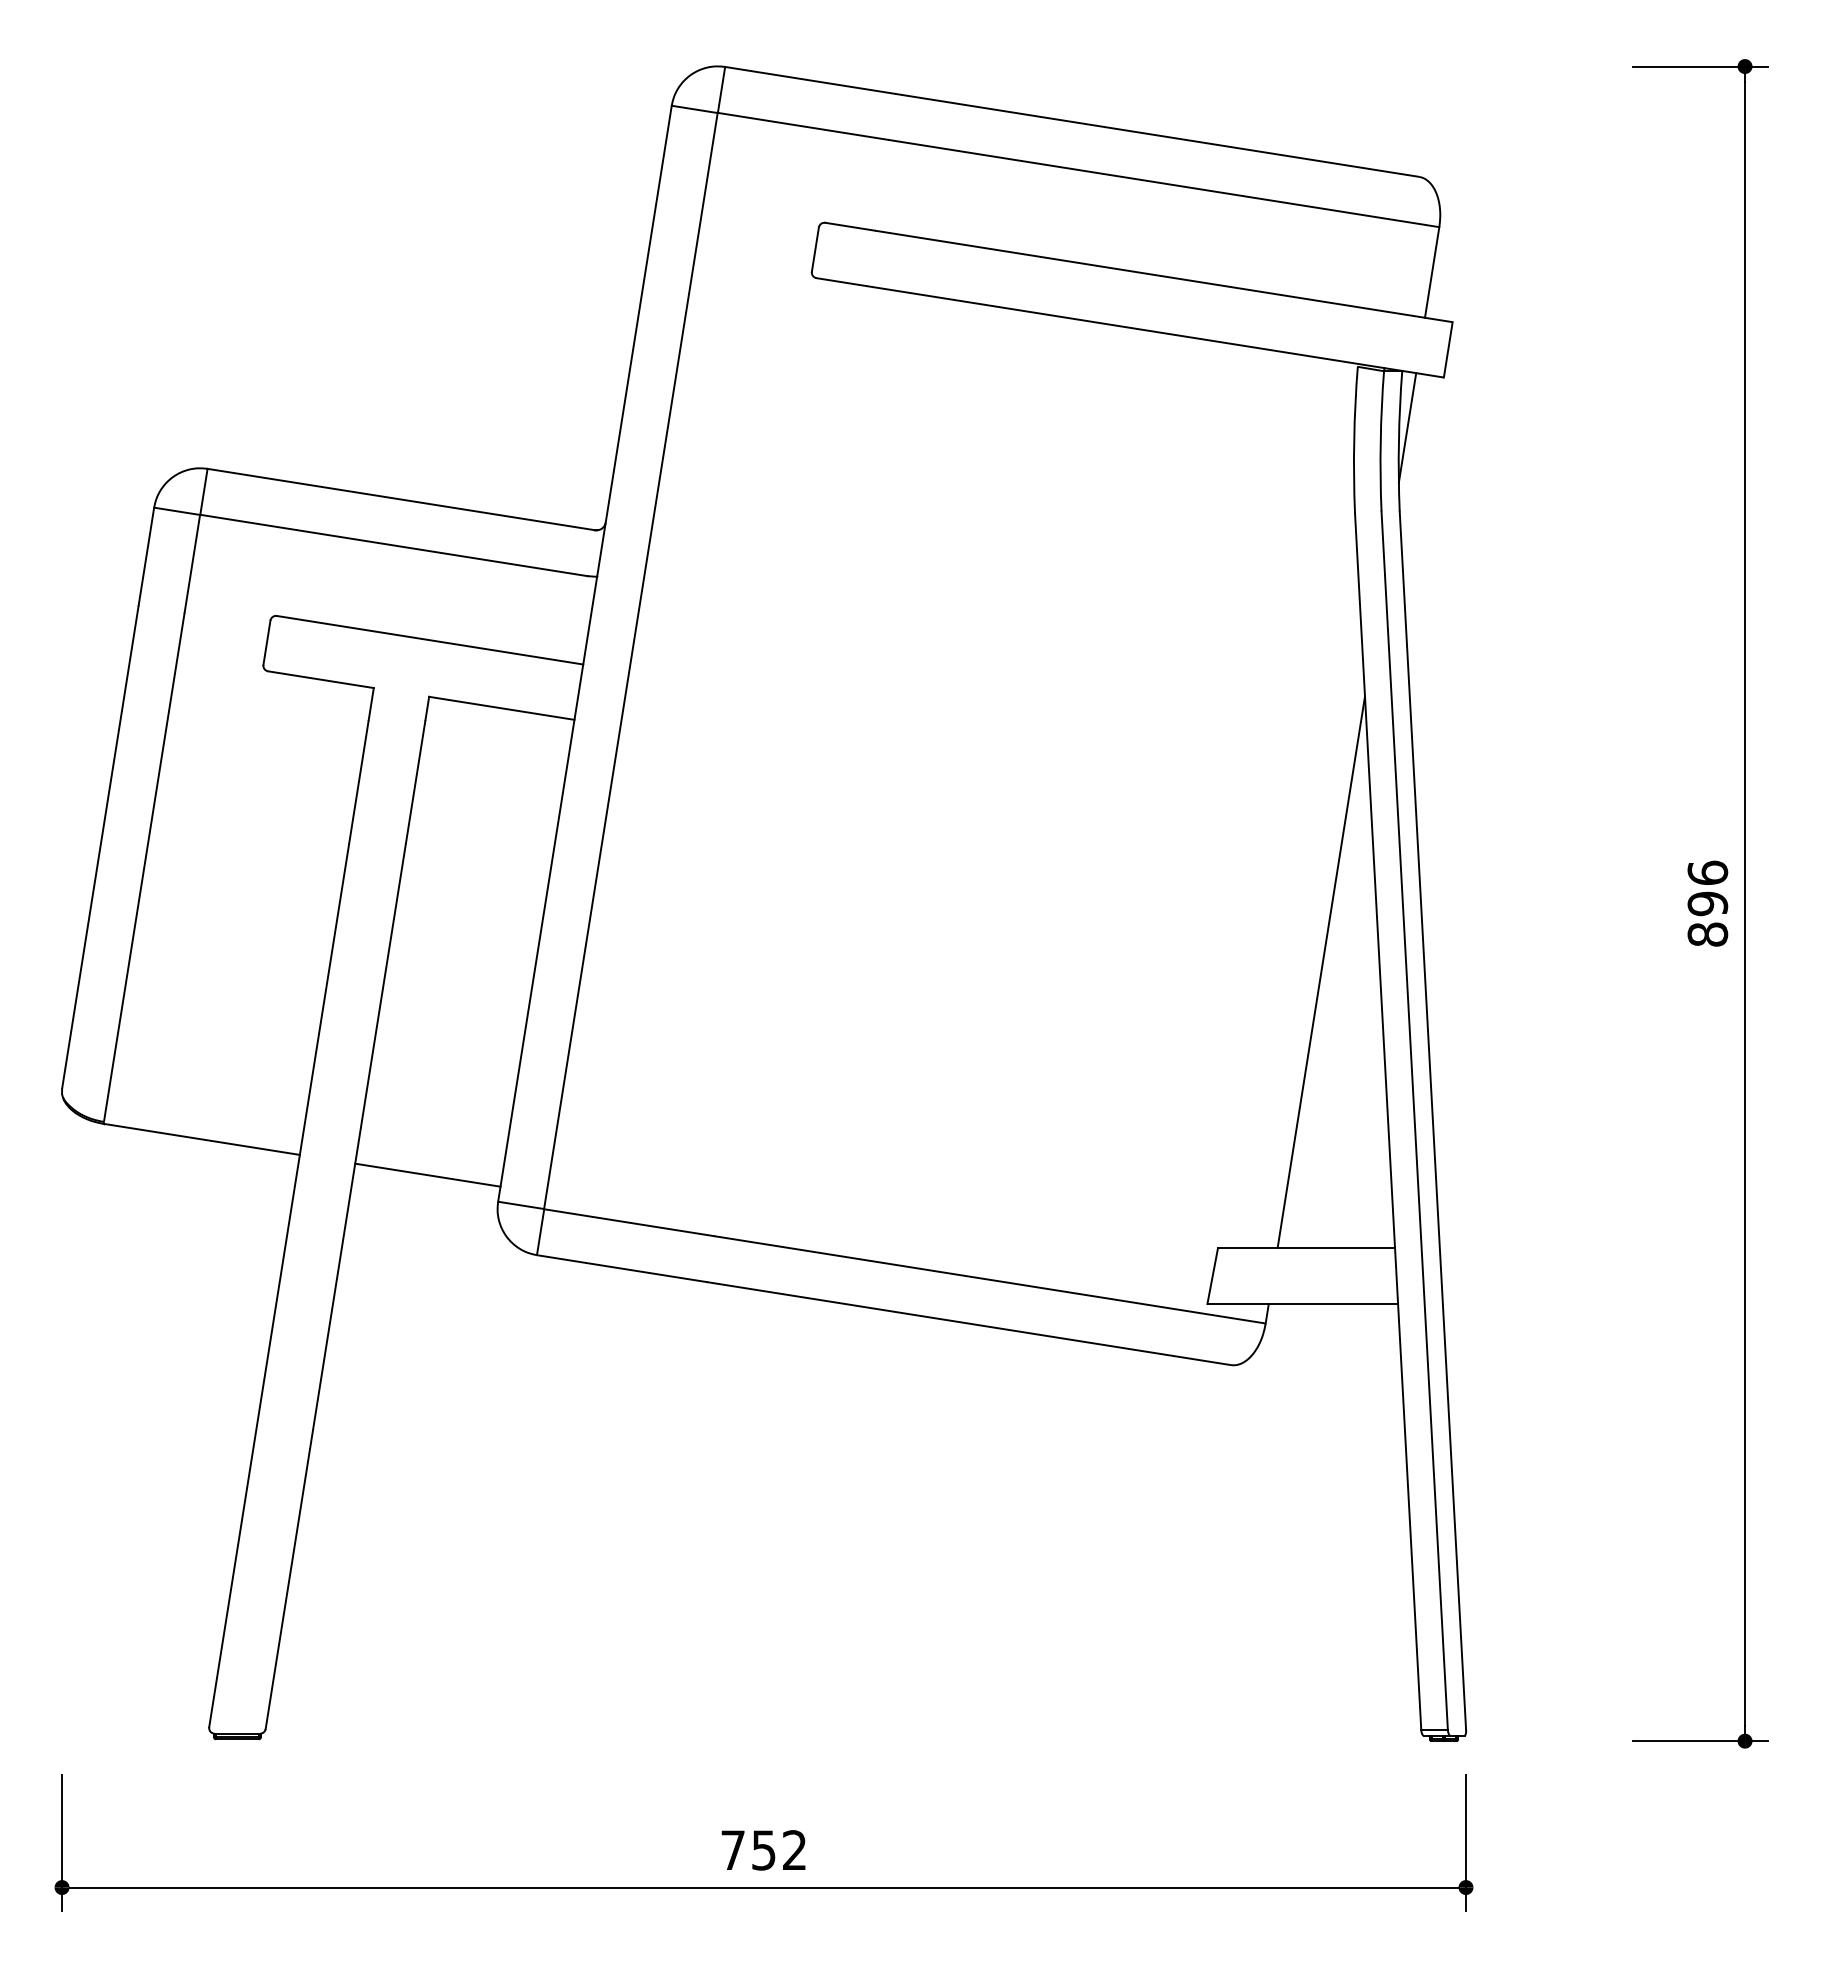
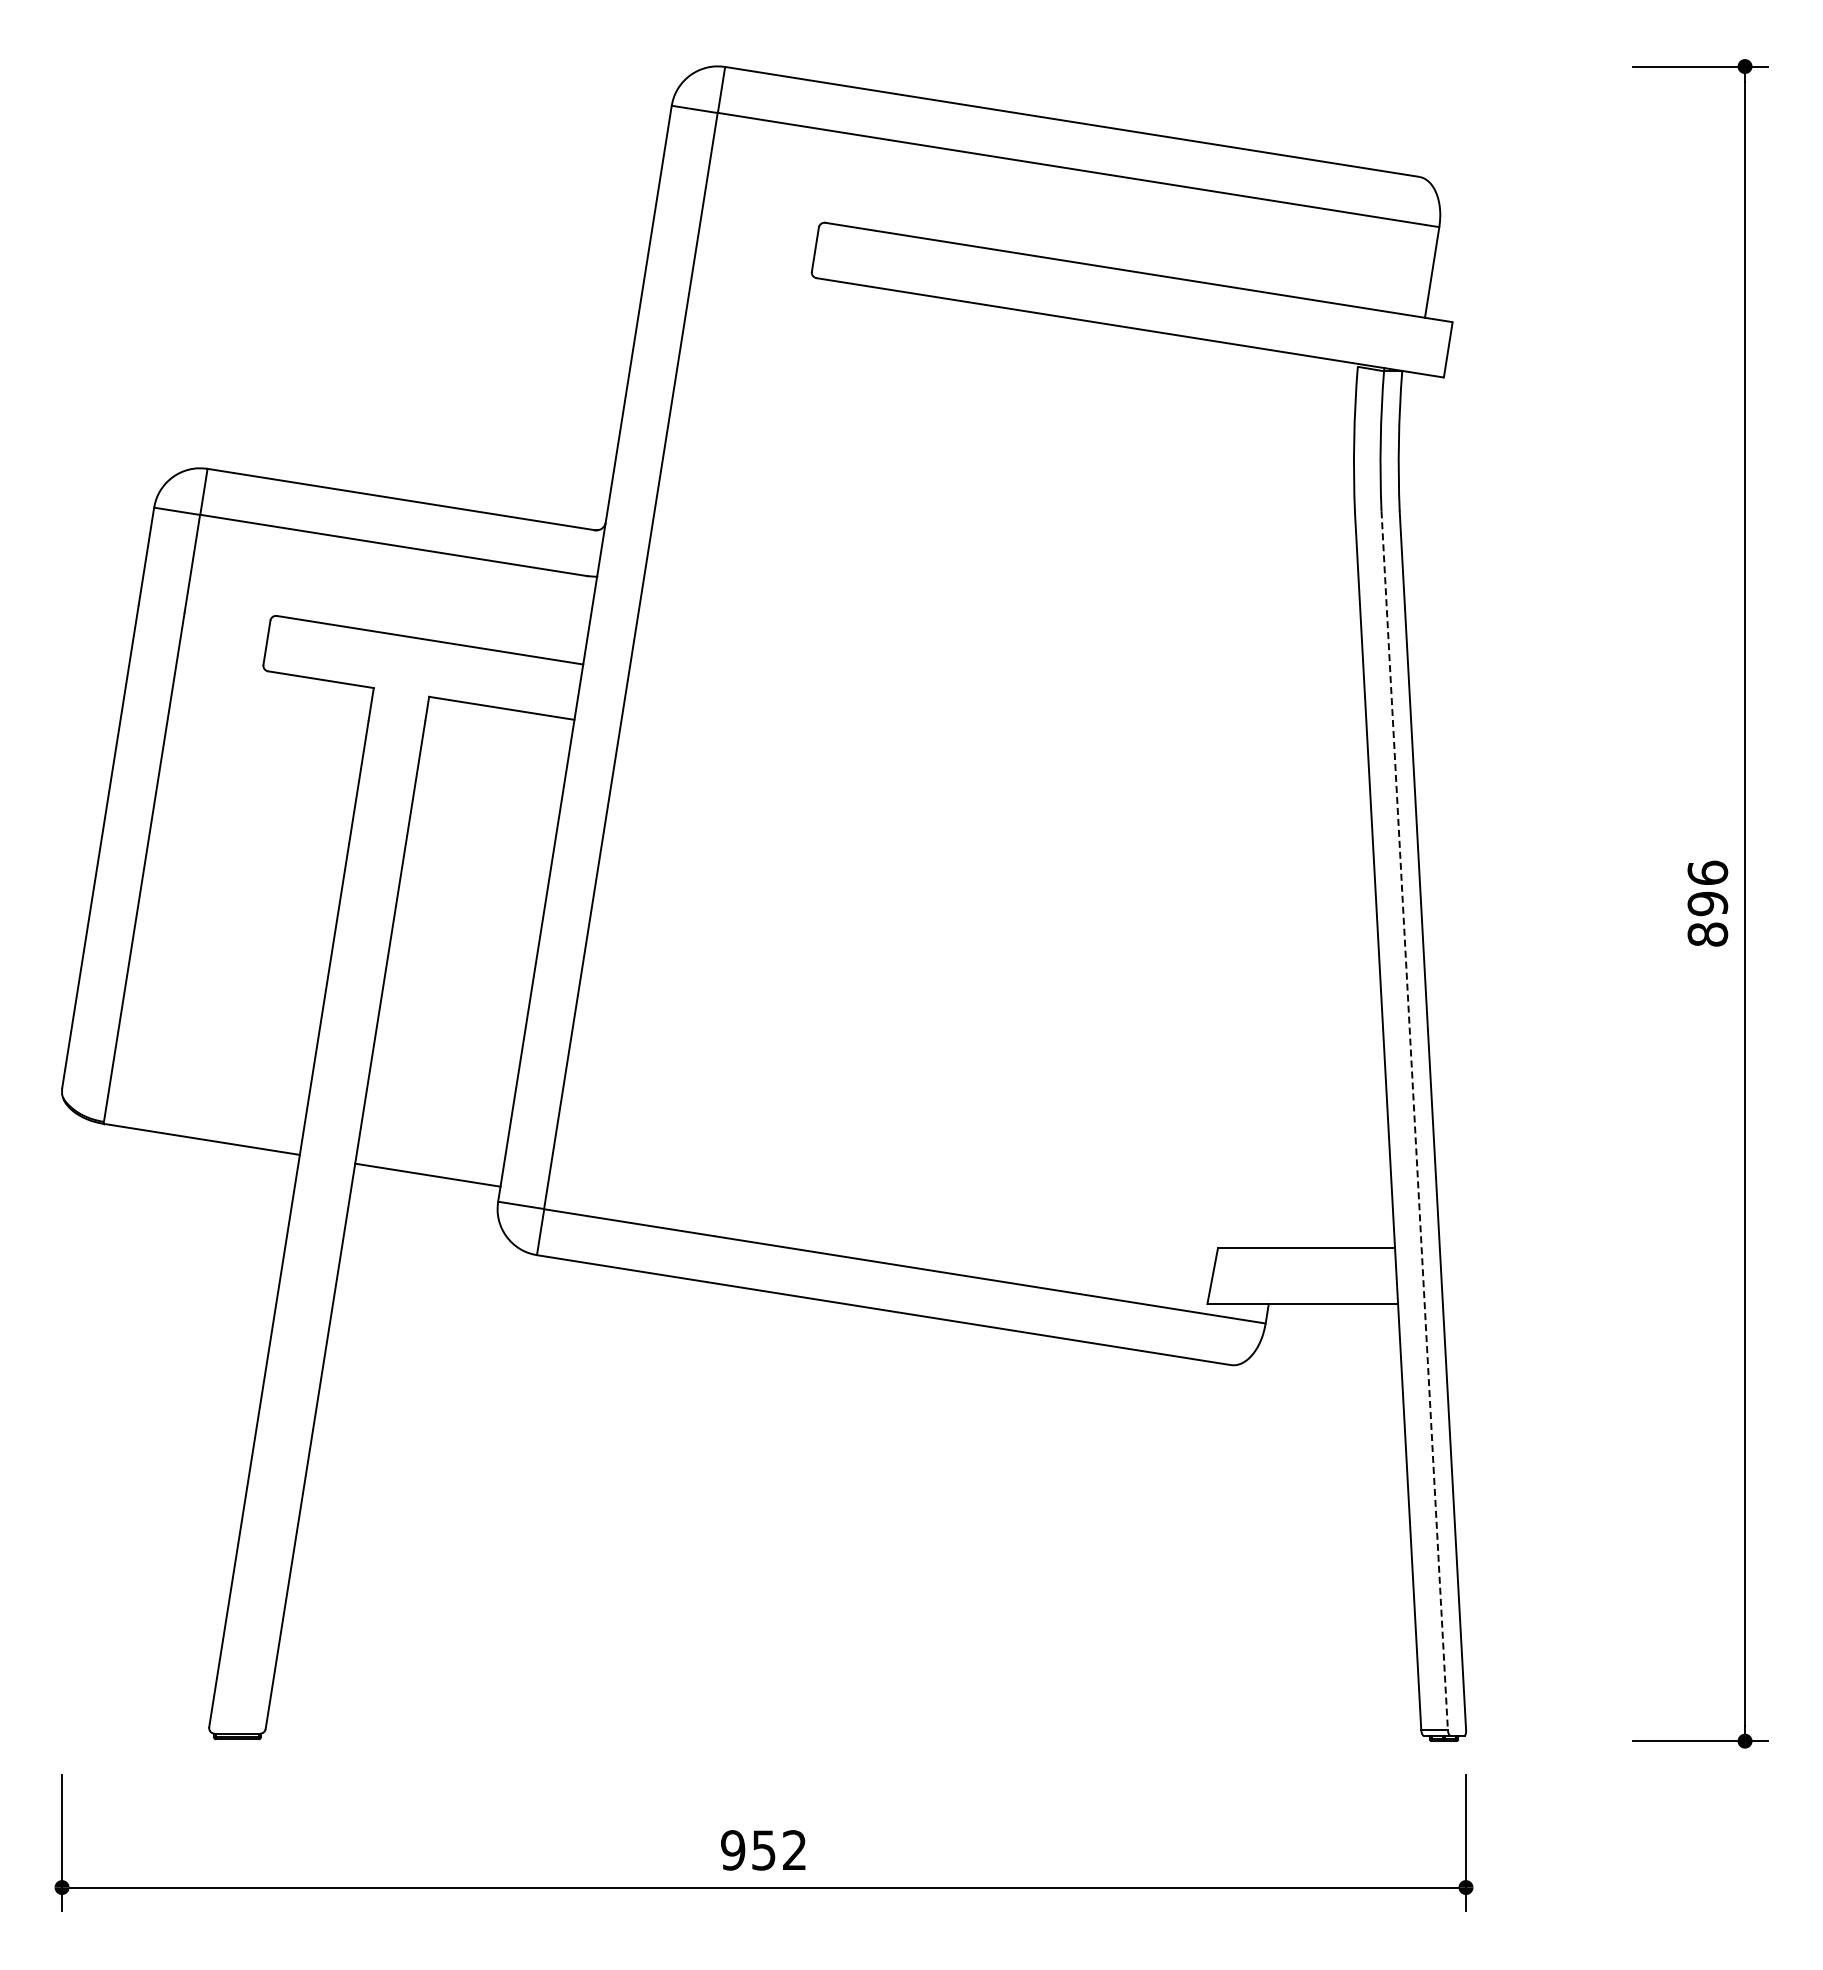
line: present -> none (1407, 427)
line: present -> none (1321, 972)
line: solid -> dashed (1414, 1120)
text: 752 -> 952 (733, 1850)
